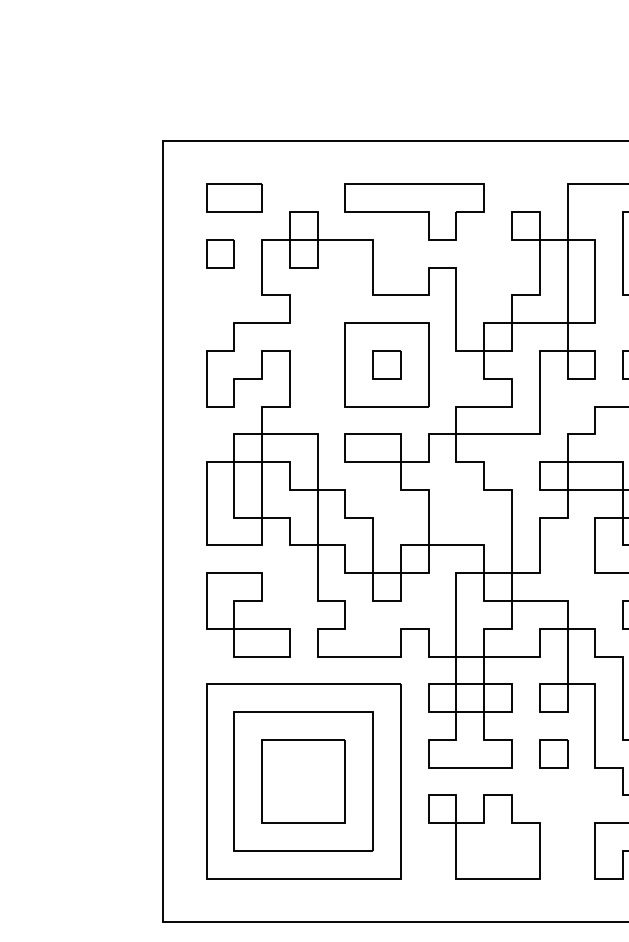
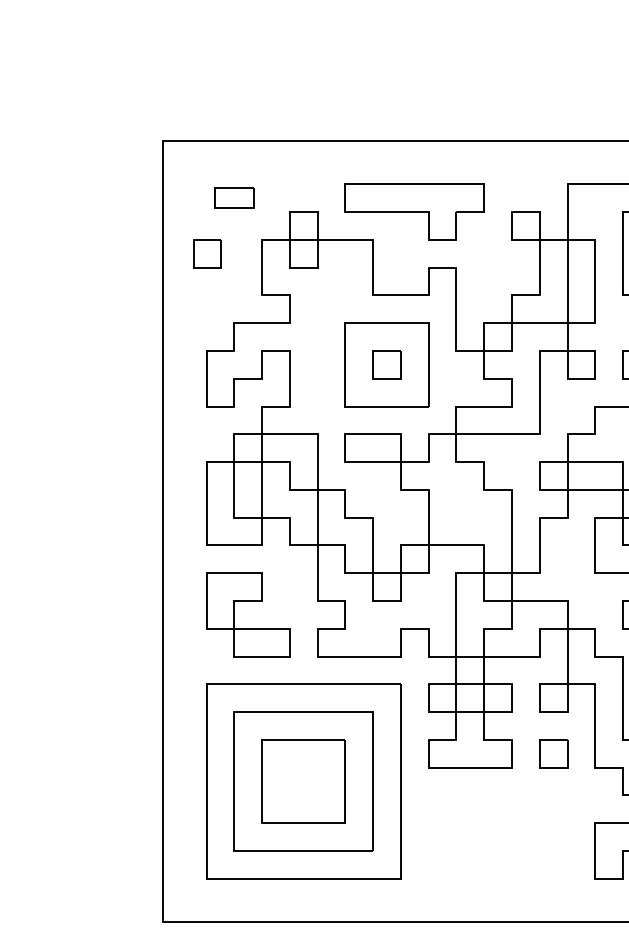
part size: 57x30 px -> 41x22 px (234, 197)
part position: (220, 253) -> (207, 253) (207, 253)
part: present -> none (484, 836)
